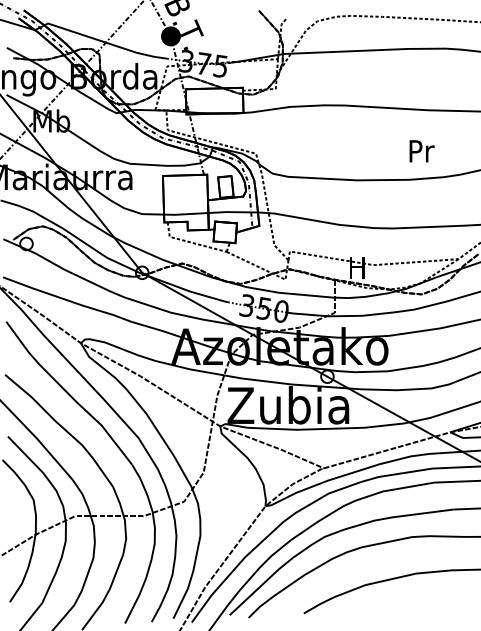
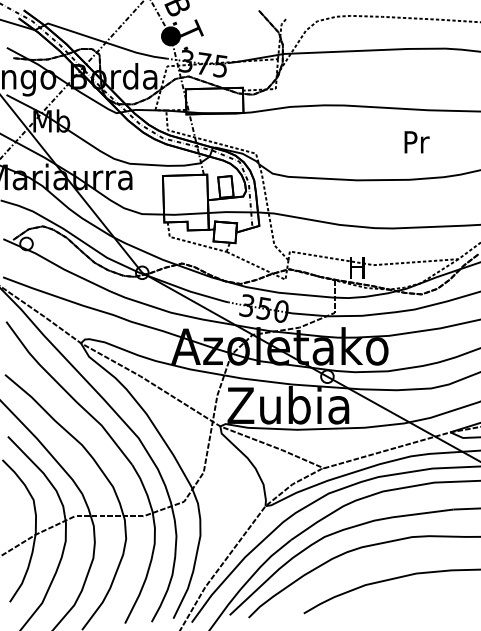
text position: (421, 151) -> (416, 142) (416, 142)
